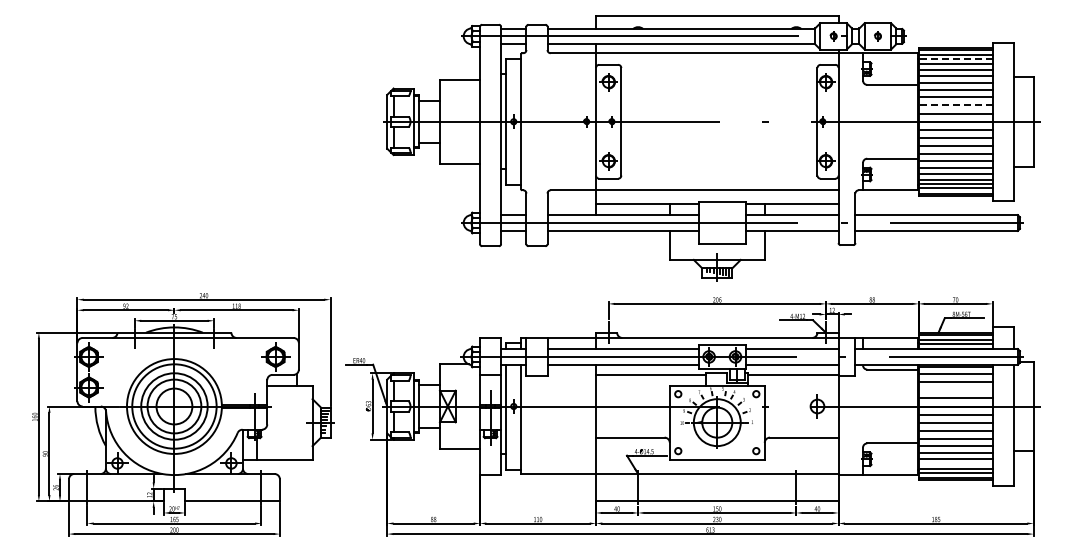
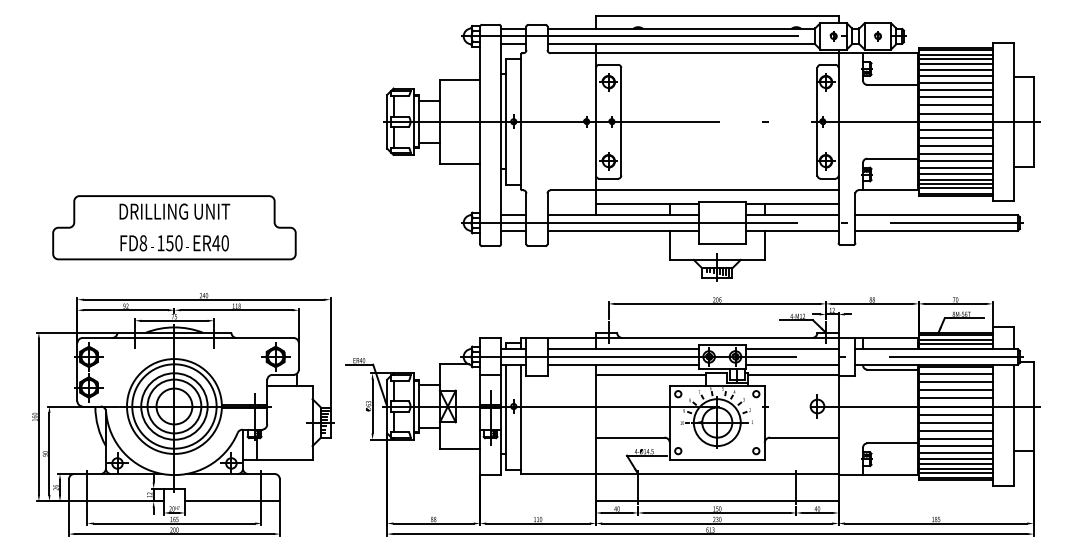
line: dashed -> solid (955, 59)
line: dashed -> solid (955, 105)
part: none -> present (174, 227)
line: none -> present (955, 390)
line: none -> present (955, 464)
